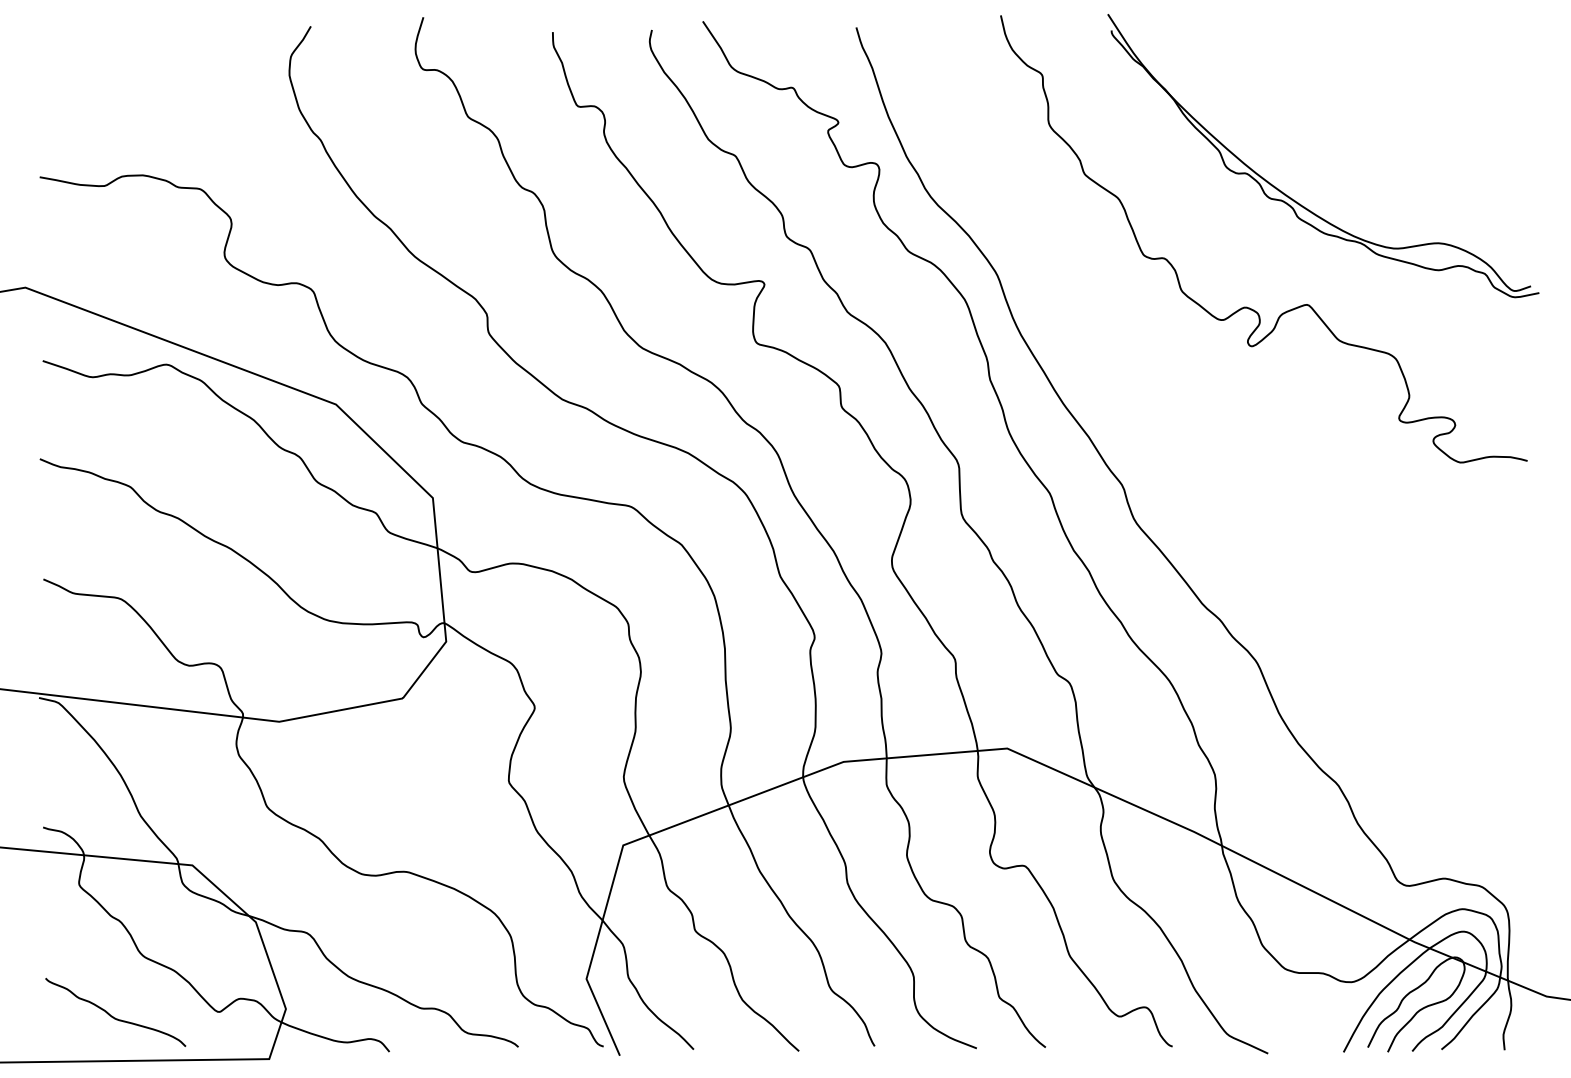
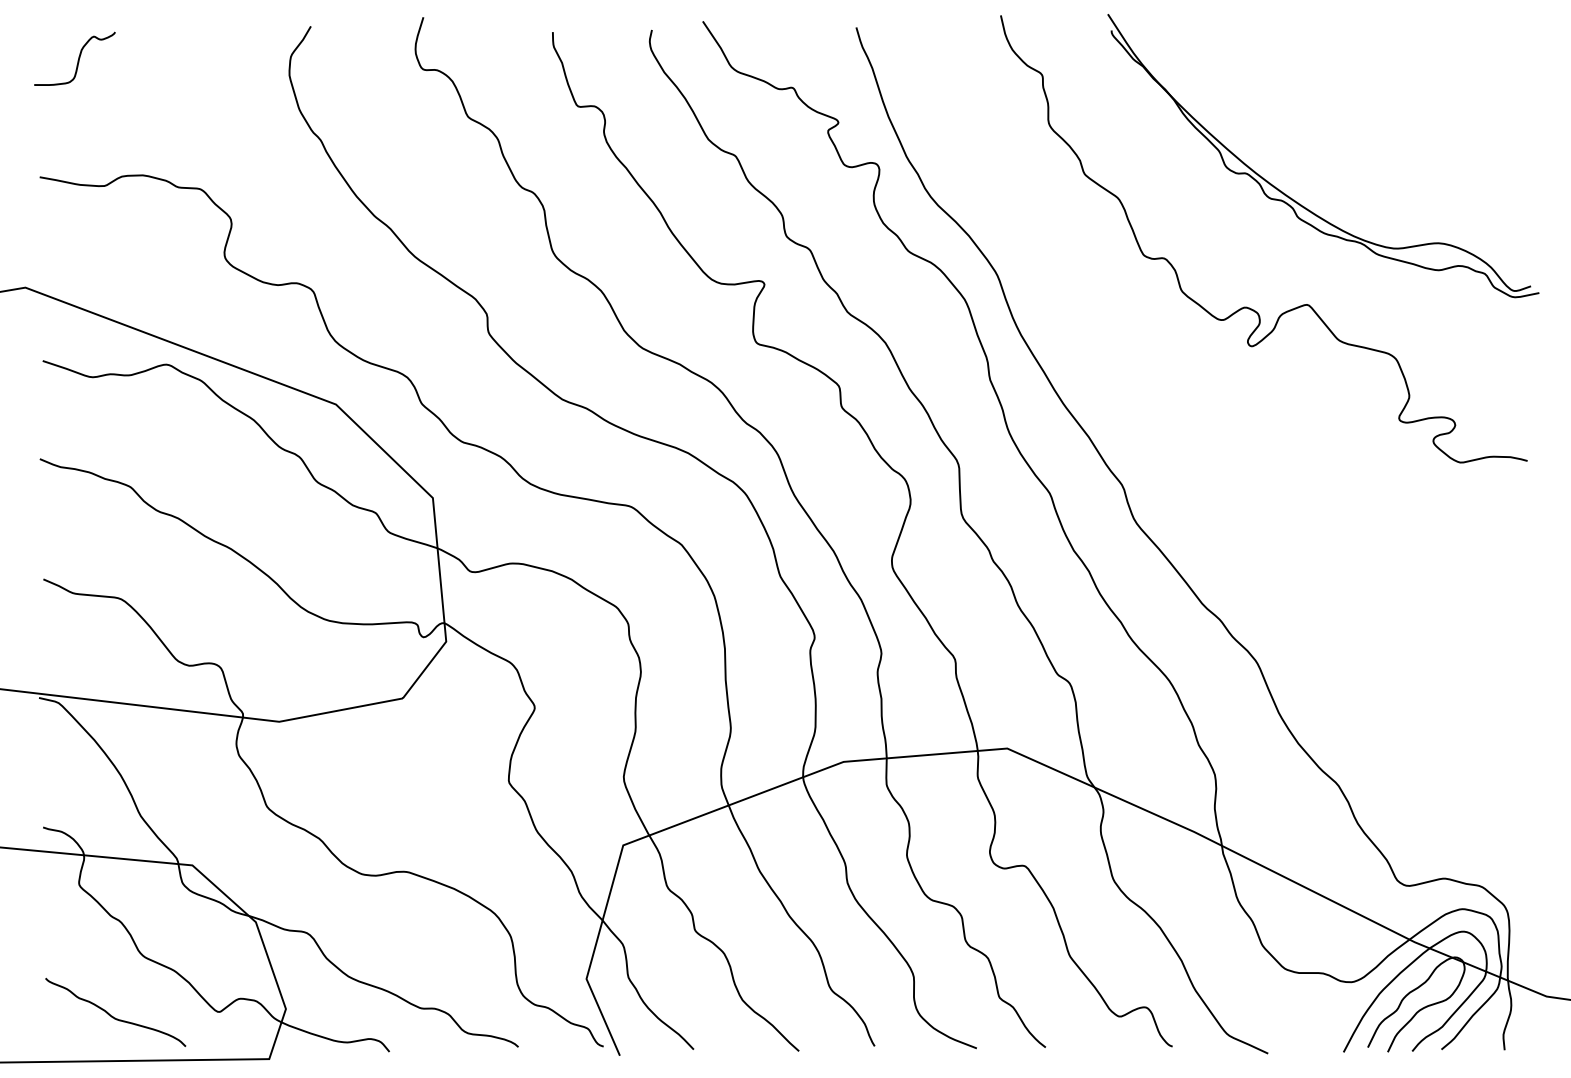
curve: none -> present (77, 60)
